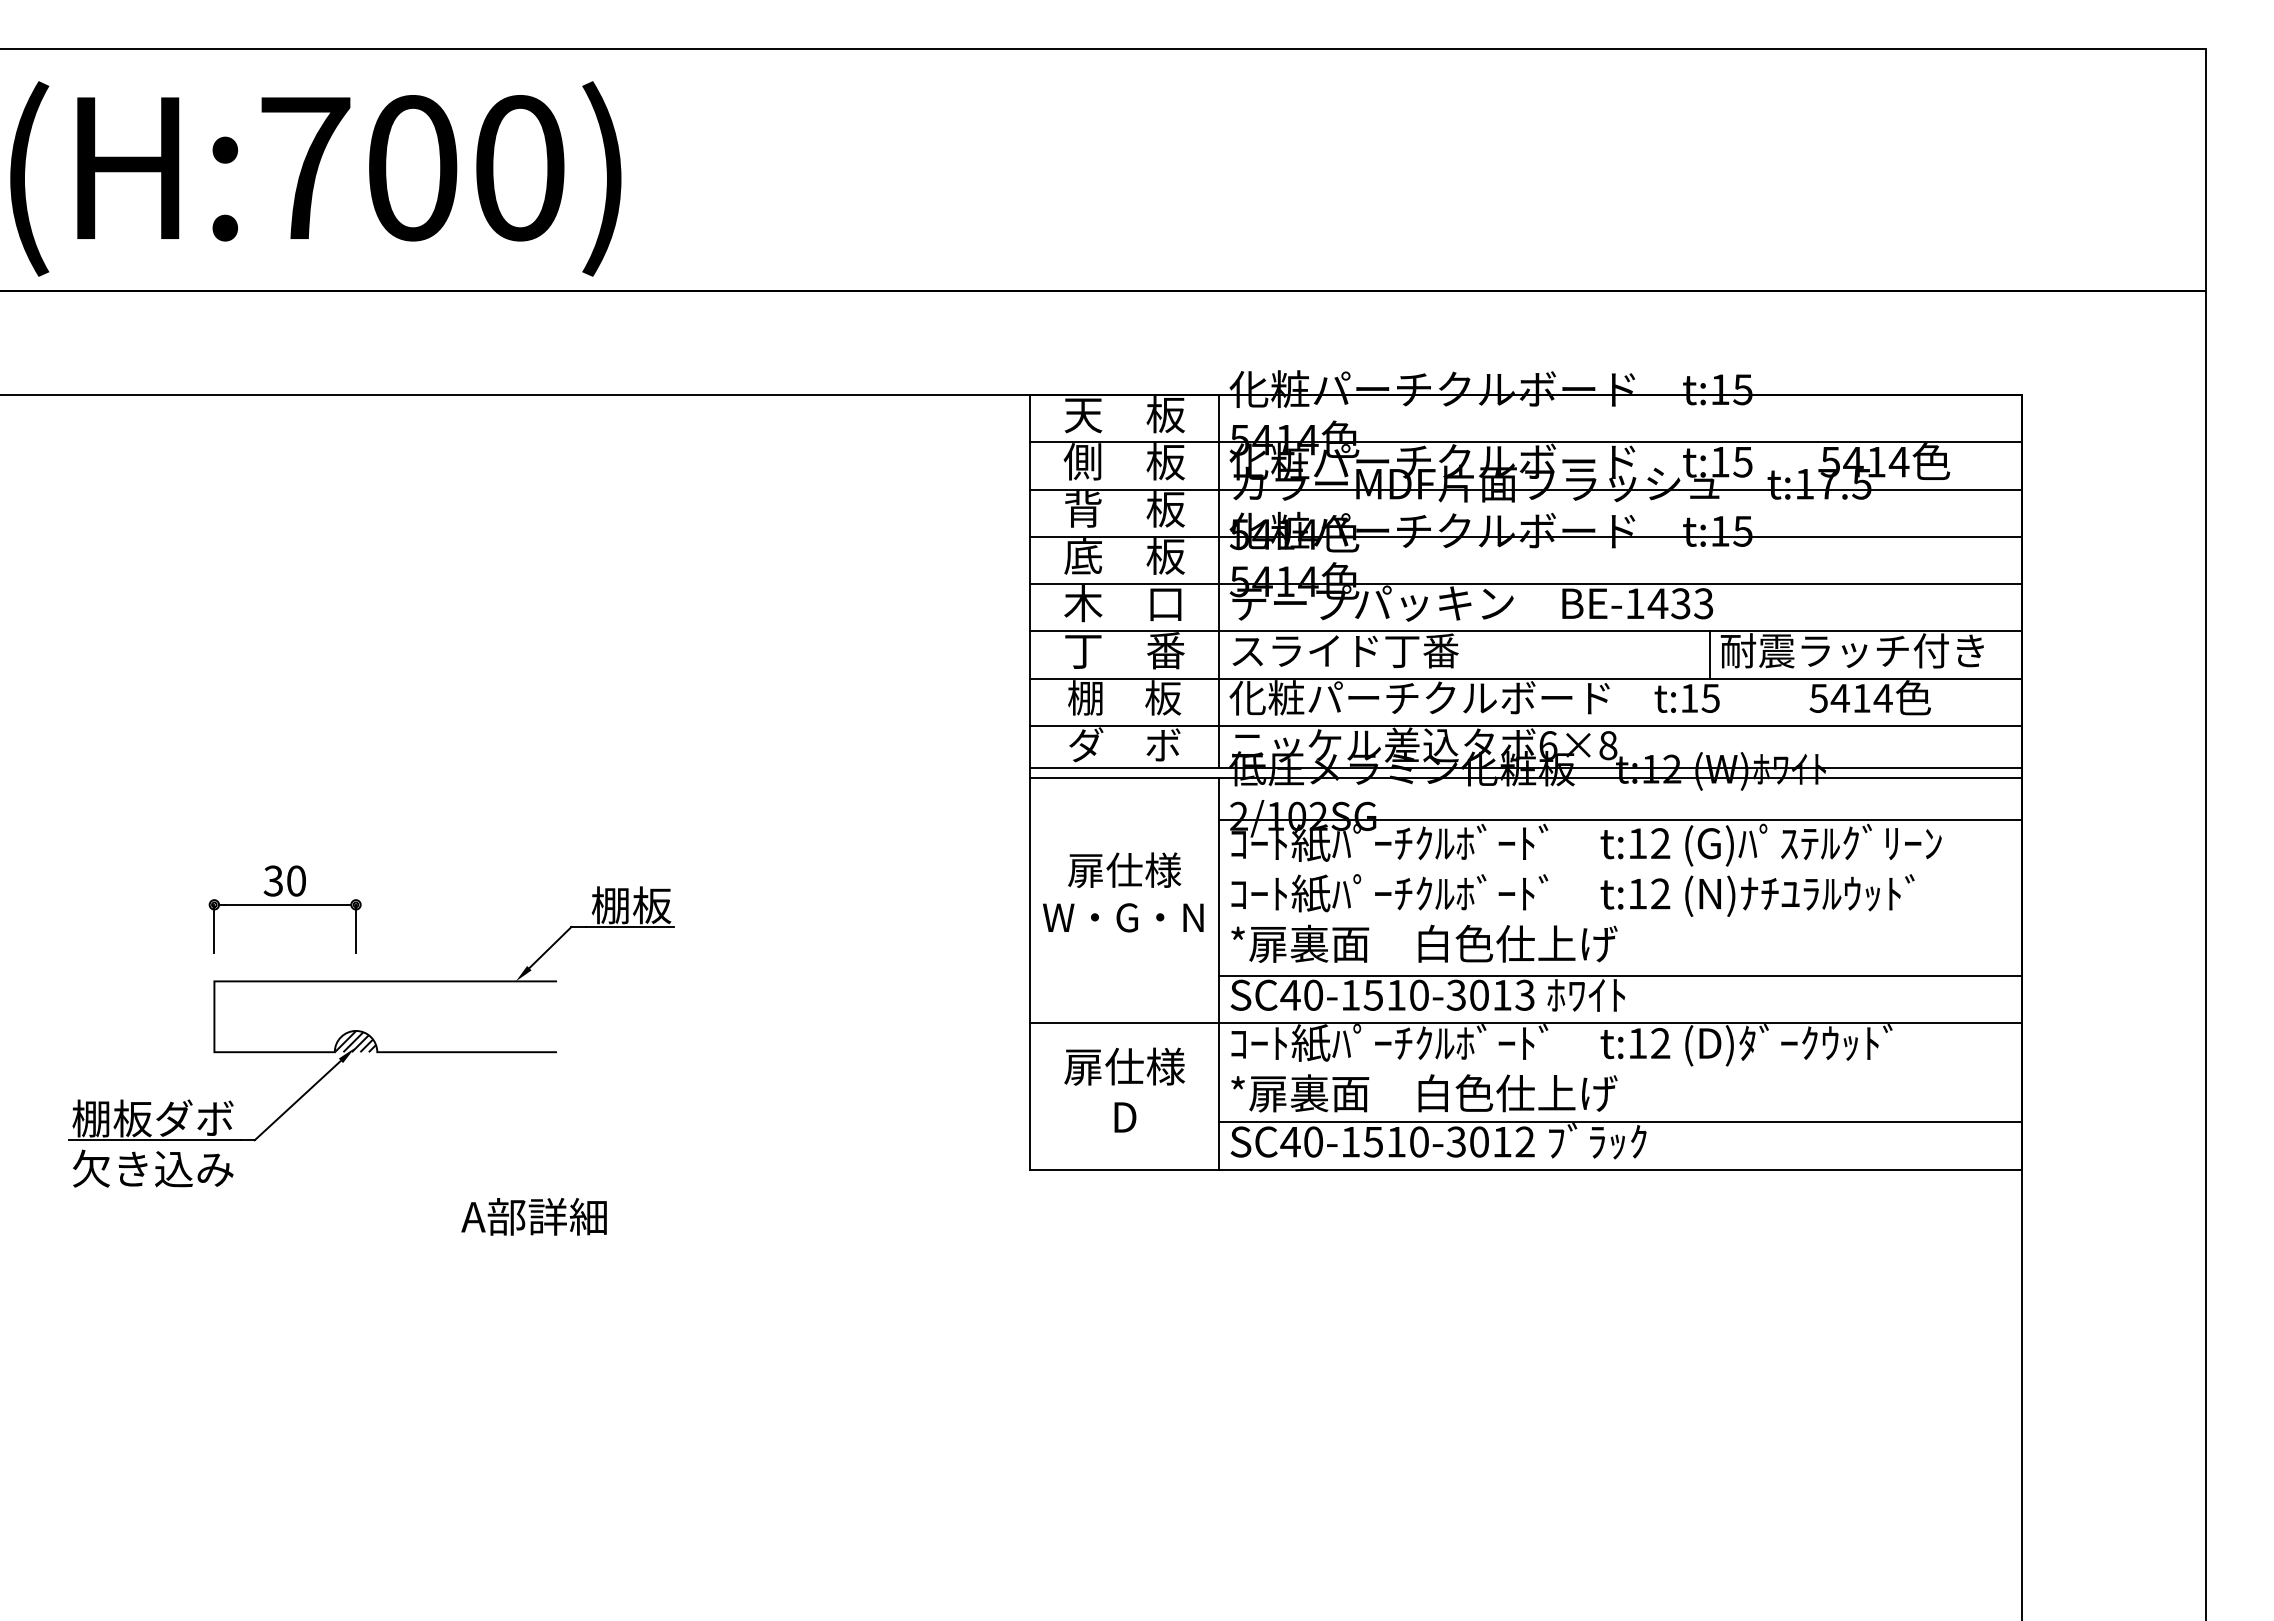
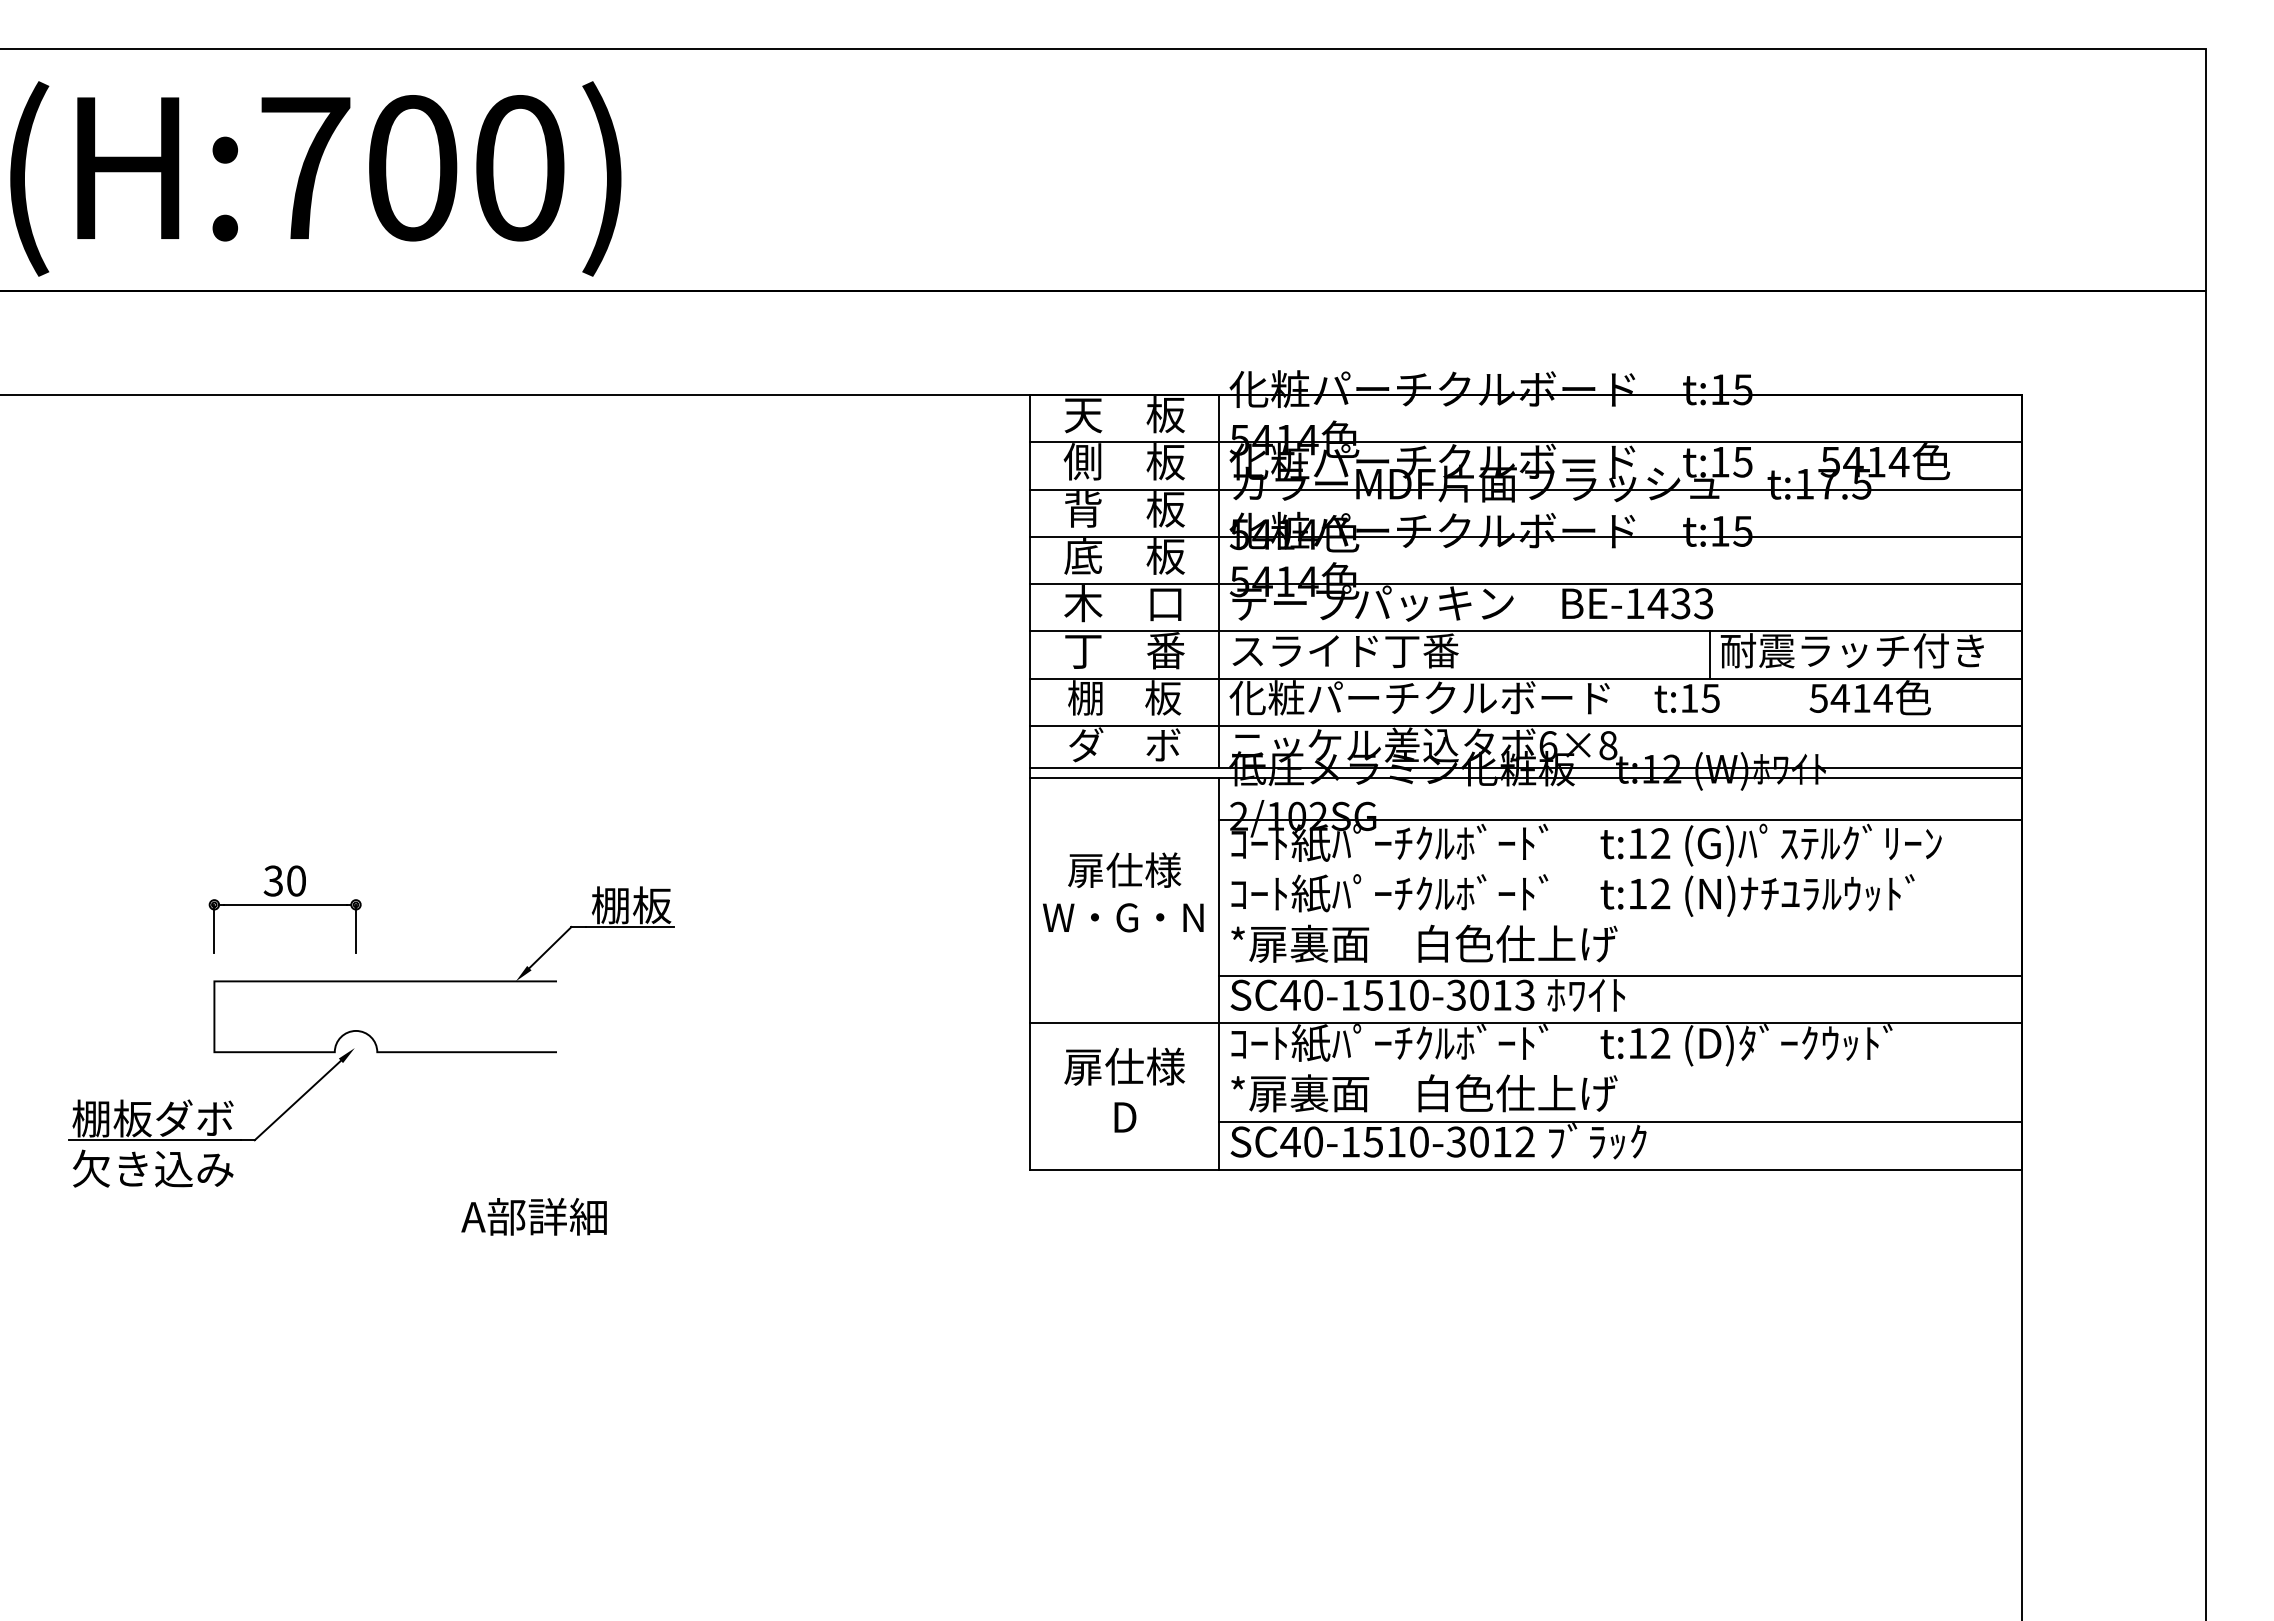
hatch: present -> none (355, 1041)
